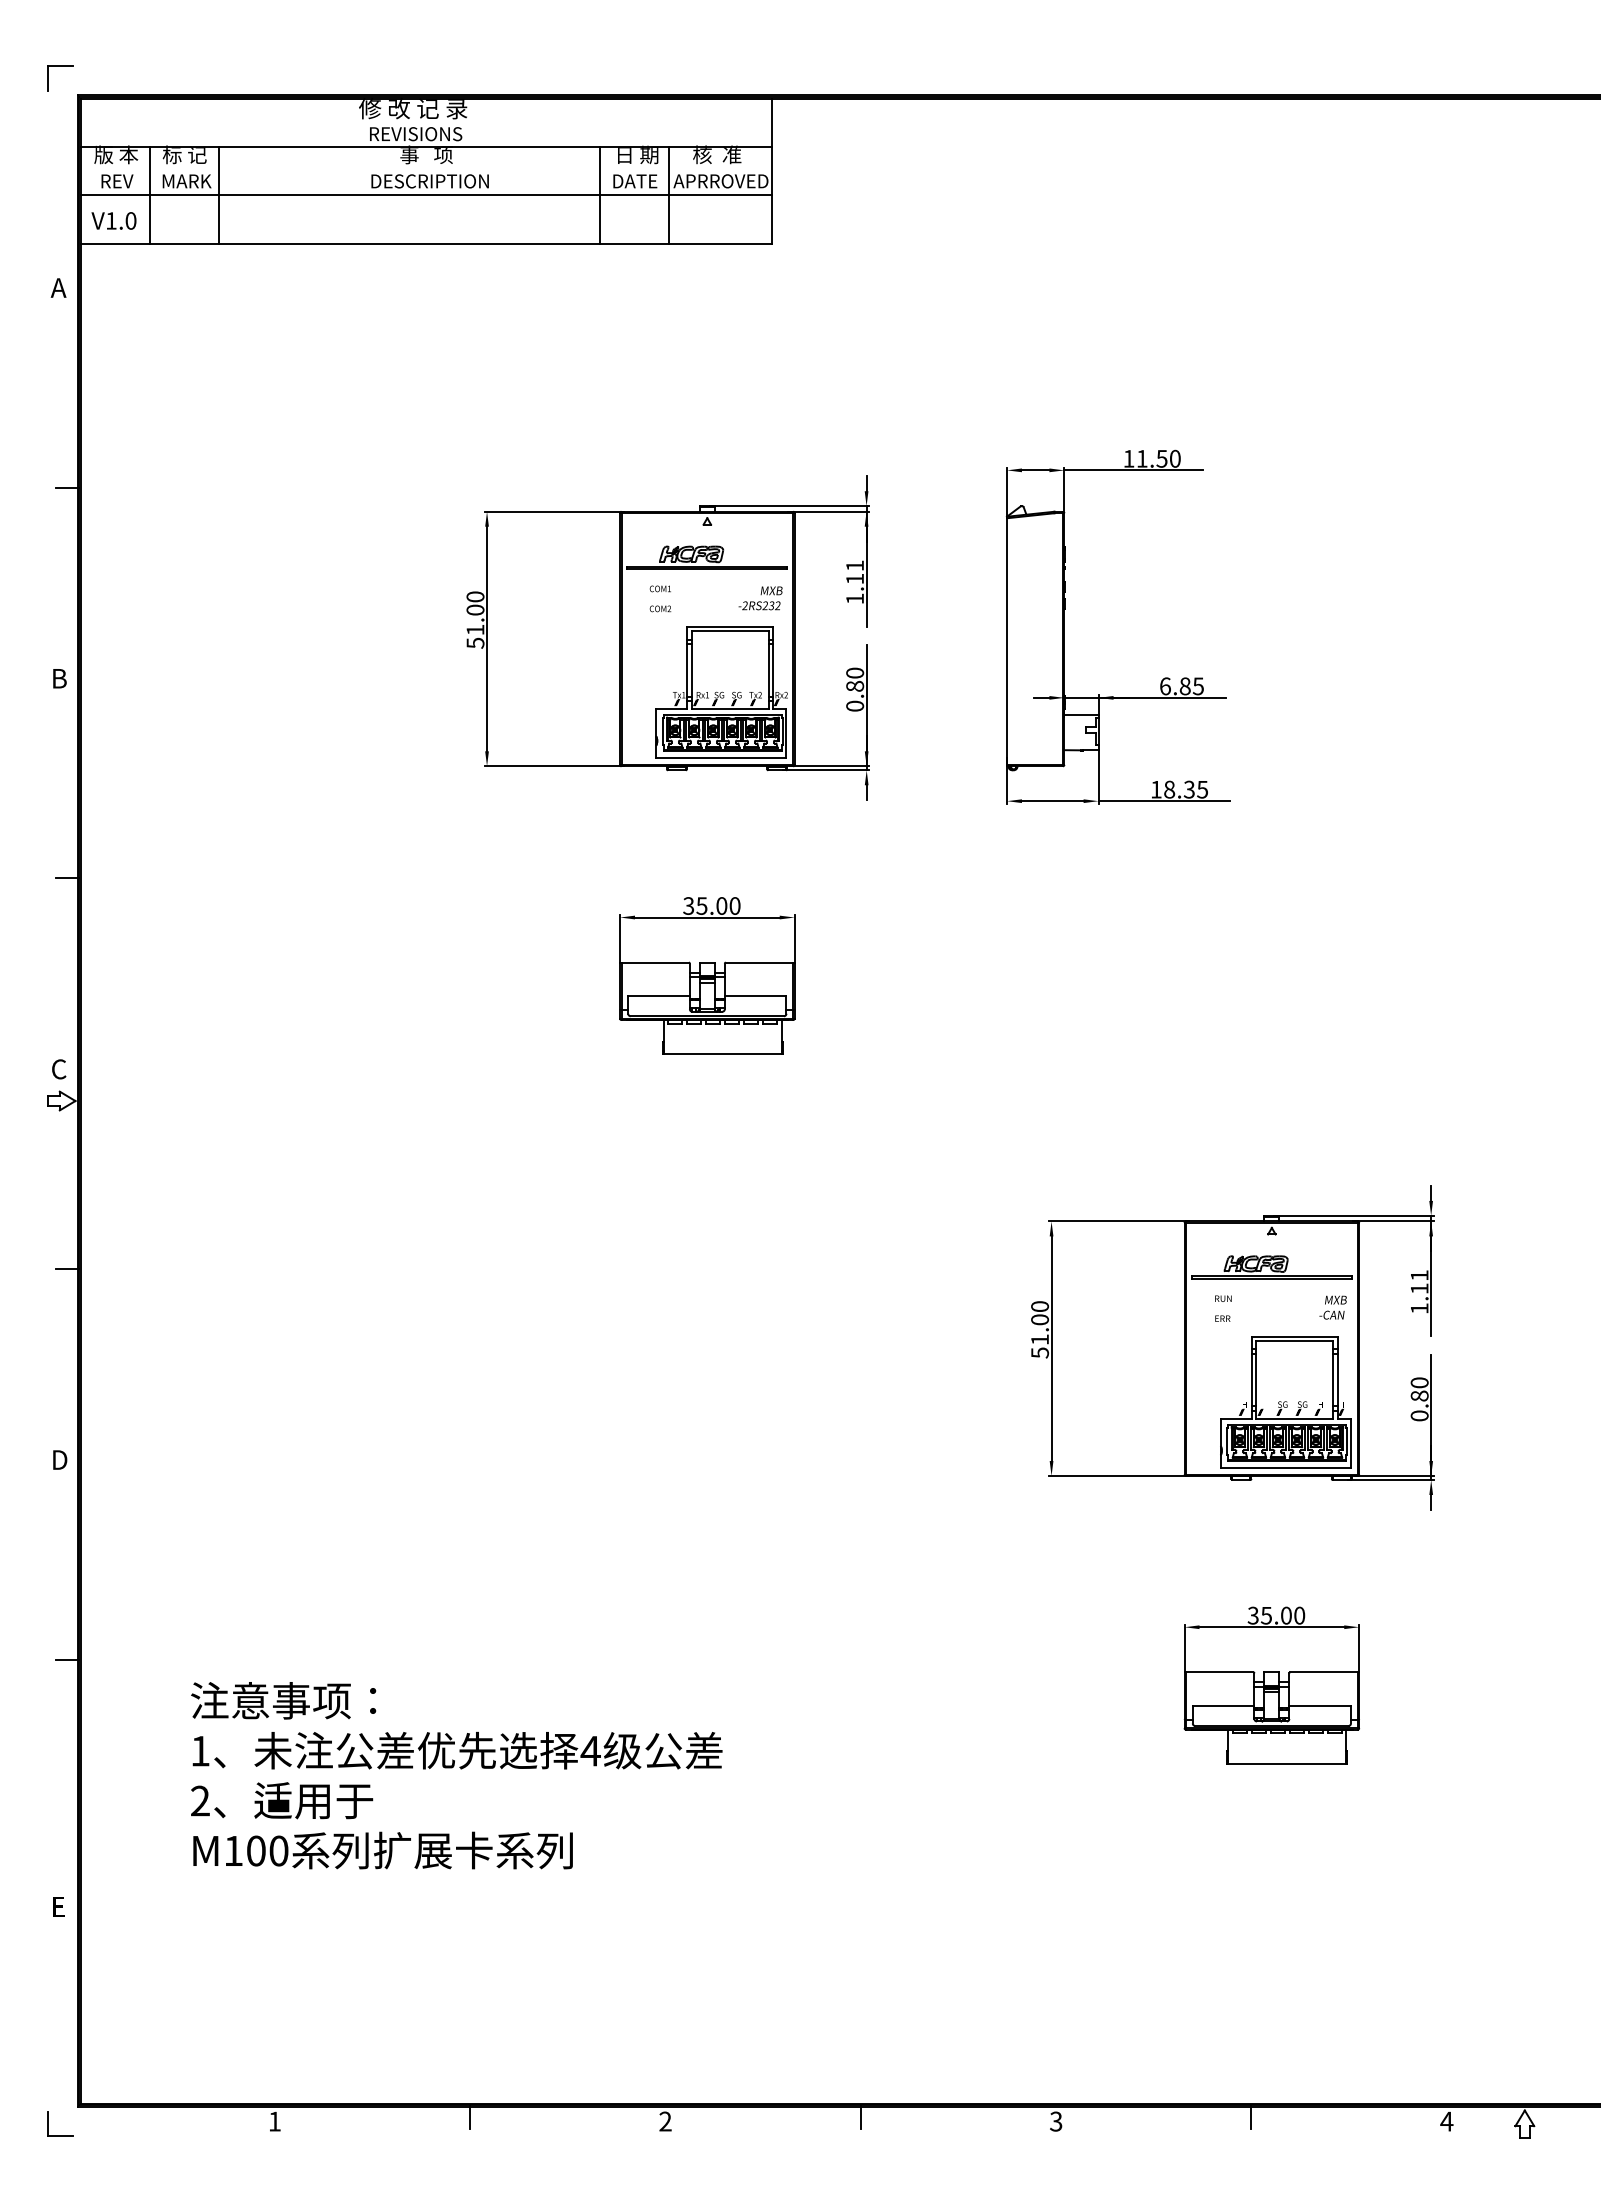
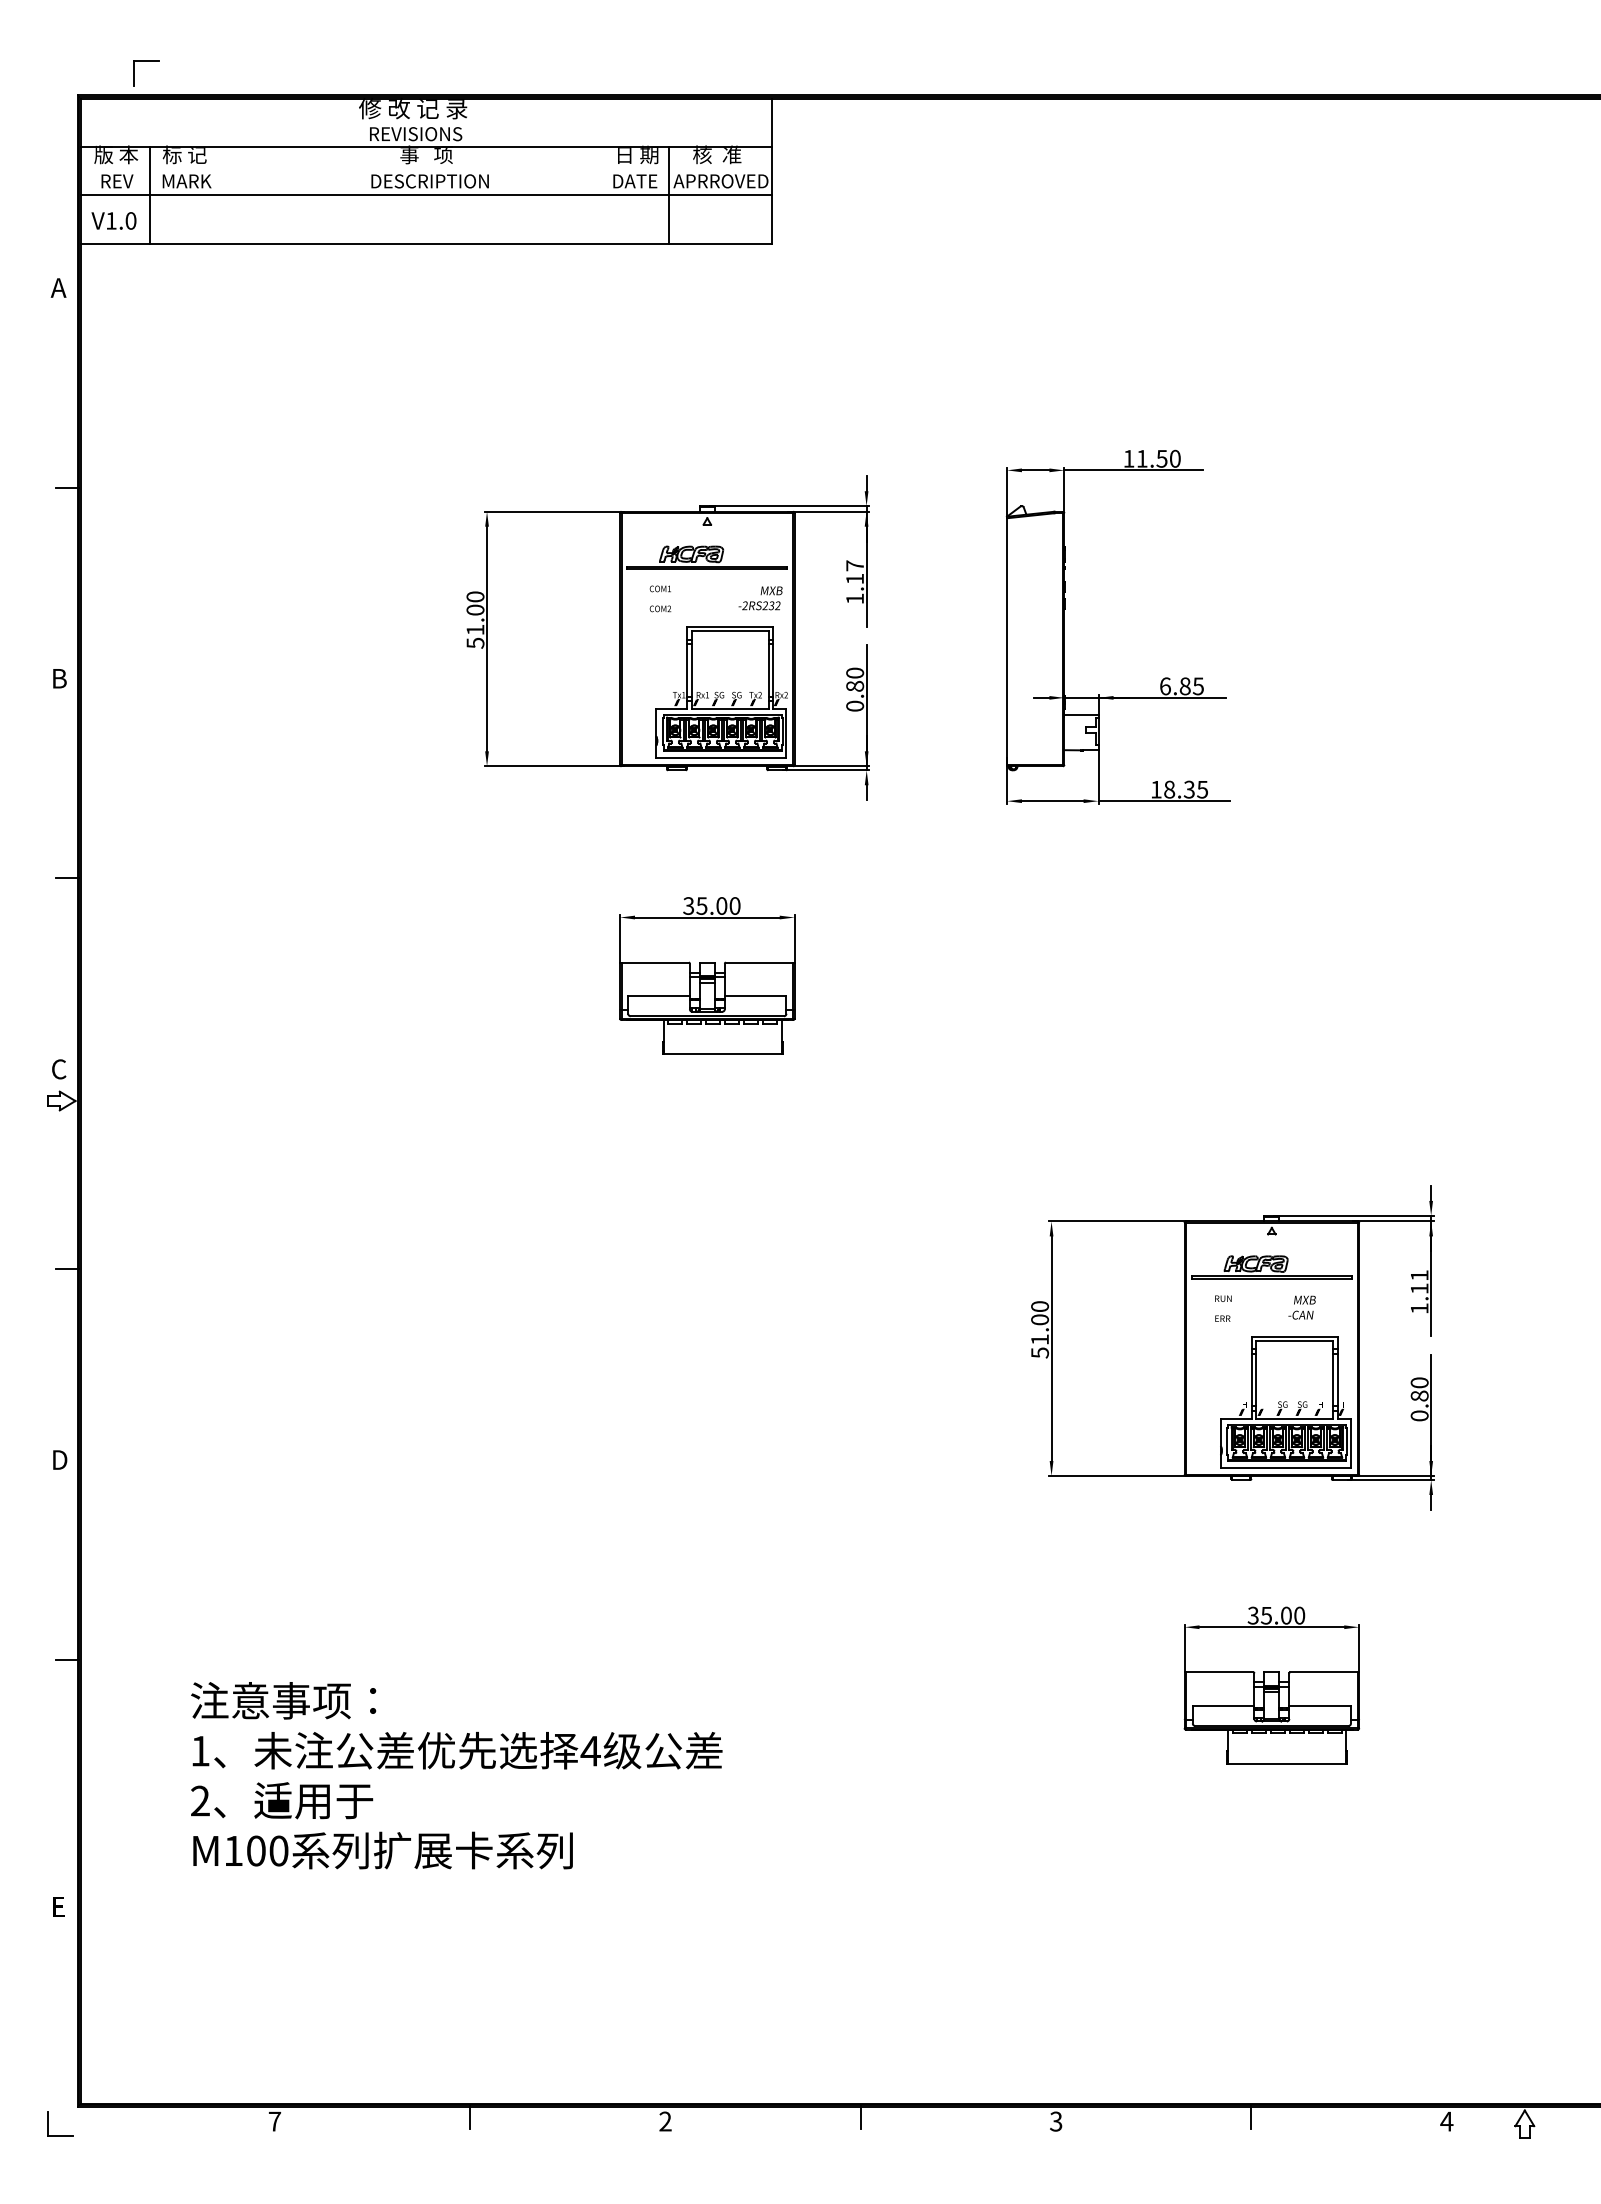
part position: (60, 66) -> (146, 61) (146, 61)
line: present -> none (219, 194)
line: present -> none (599, 194)
text: 1.11 -> 1.17 (854, 565)
text position: (1332, 1307) -> (1301, 1307) (1301, 1307)
text: 1 -> 7 (274, 2121)
